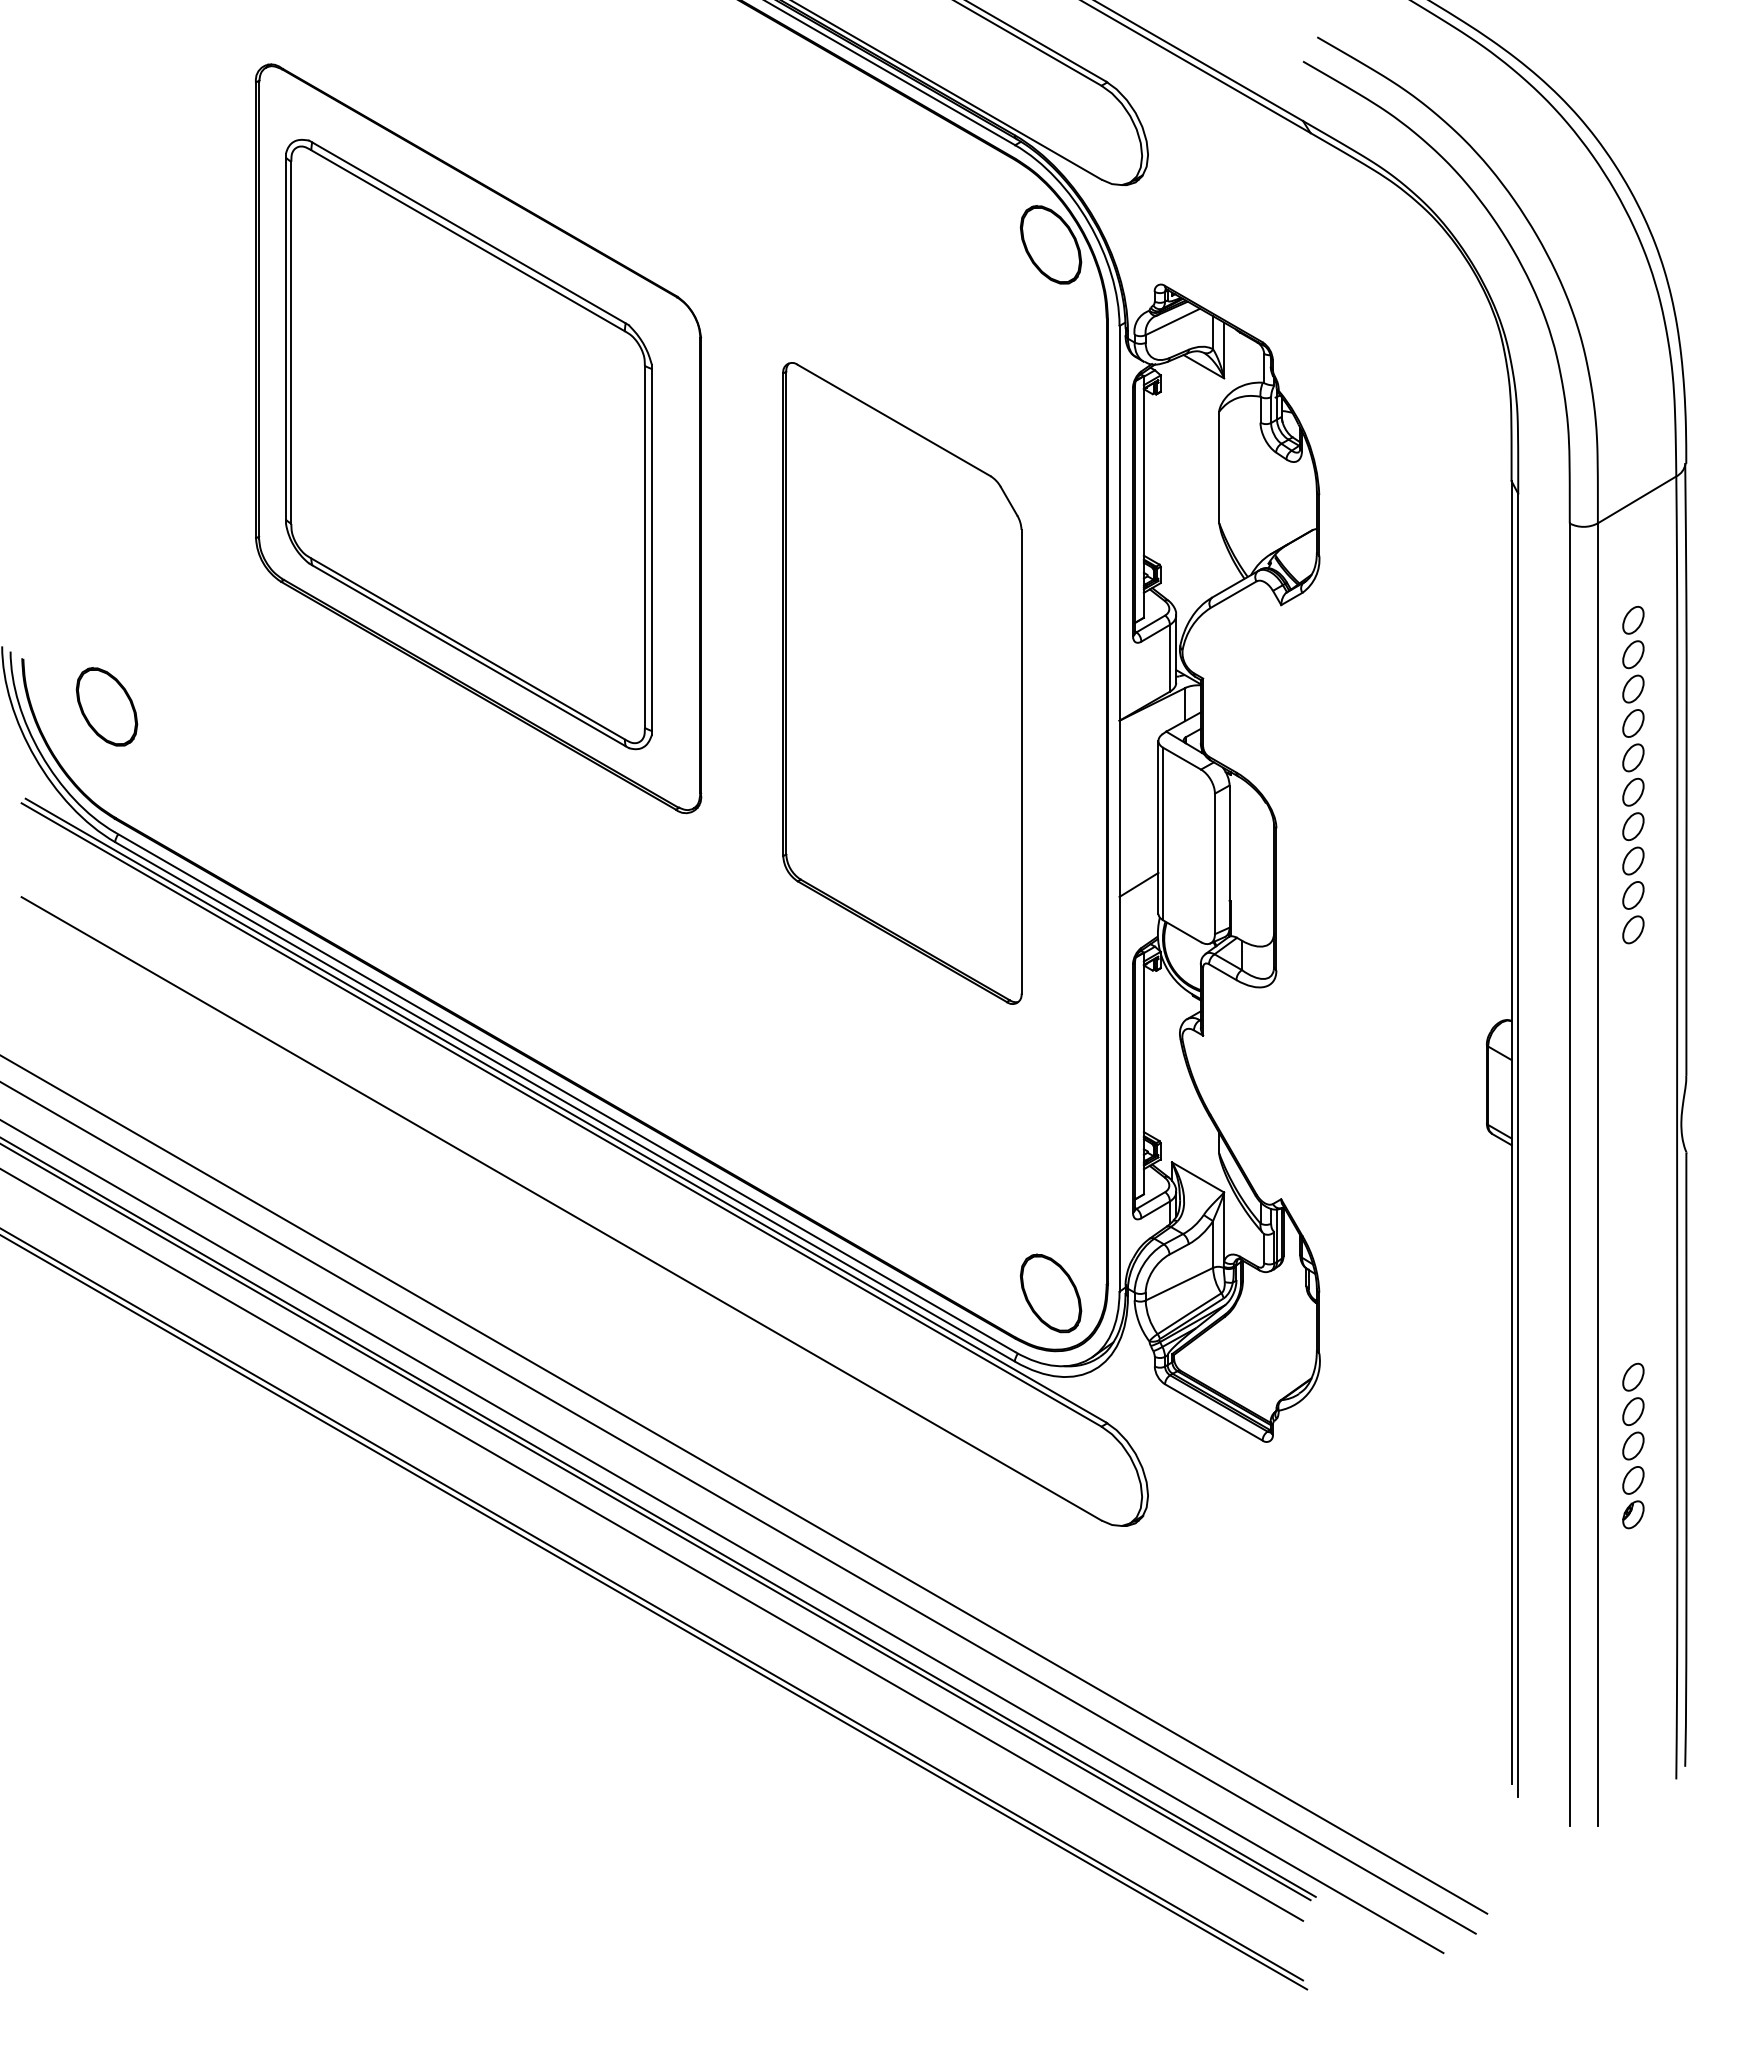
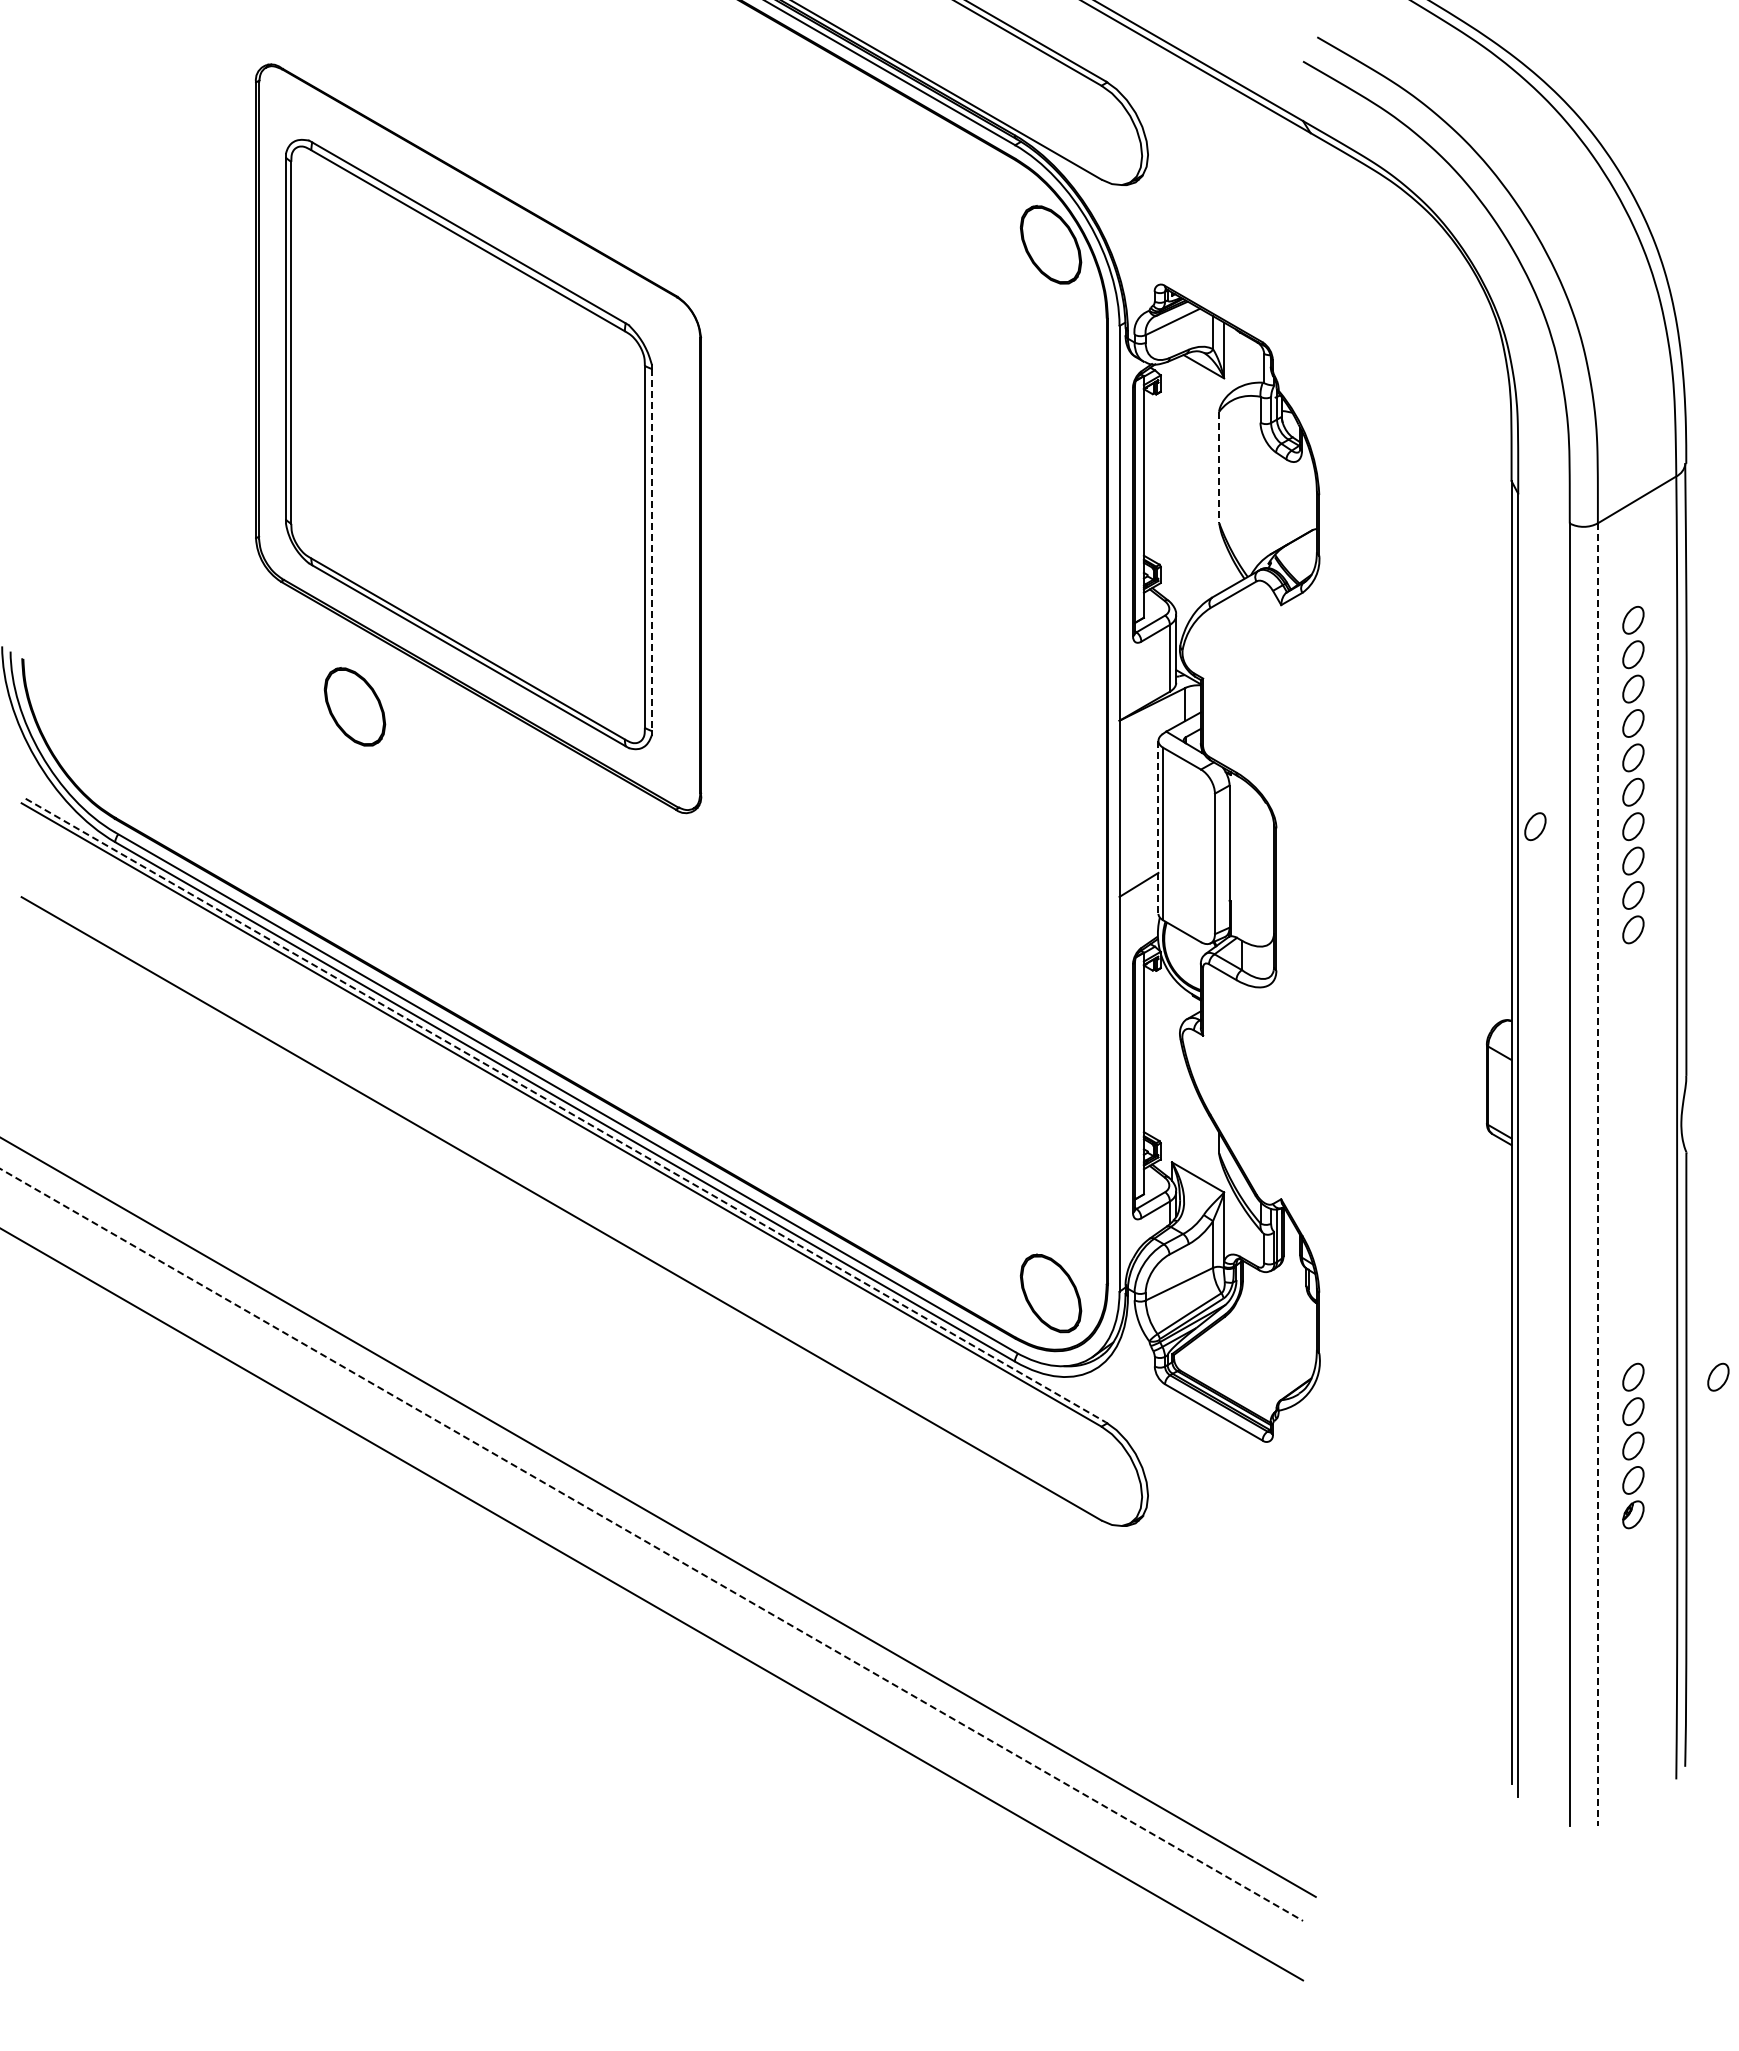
line: solid -> dashed (1219, 467)
line: solid -> dashed (652, 550)
part: present -> none (902, 683)
part position: (106, 706) -> (354, 706) (354, 706)
part: none -> present (1535, 826)
line: solid -> dashed (1158, 827)
line: solid -> dashed (566, 1110)
line: solid -> dashed (1597, 1175)
part: none -> present (1718, 1376)
line: present -> none (744, 1484)
line: present -> none (738, 1508)
line: present -> none (656, 1522)
line: present -> none (722, 1537)
line: solid -> dashed (651, 1545)
line: present -> none (654, 1612)
